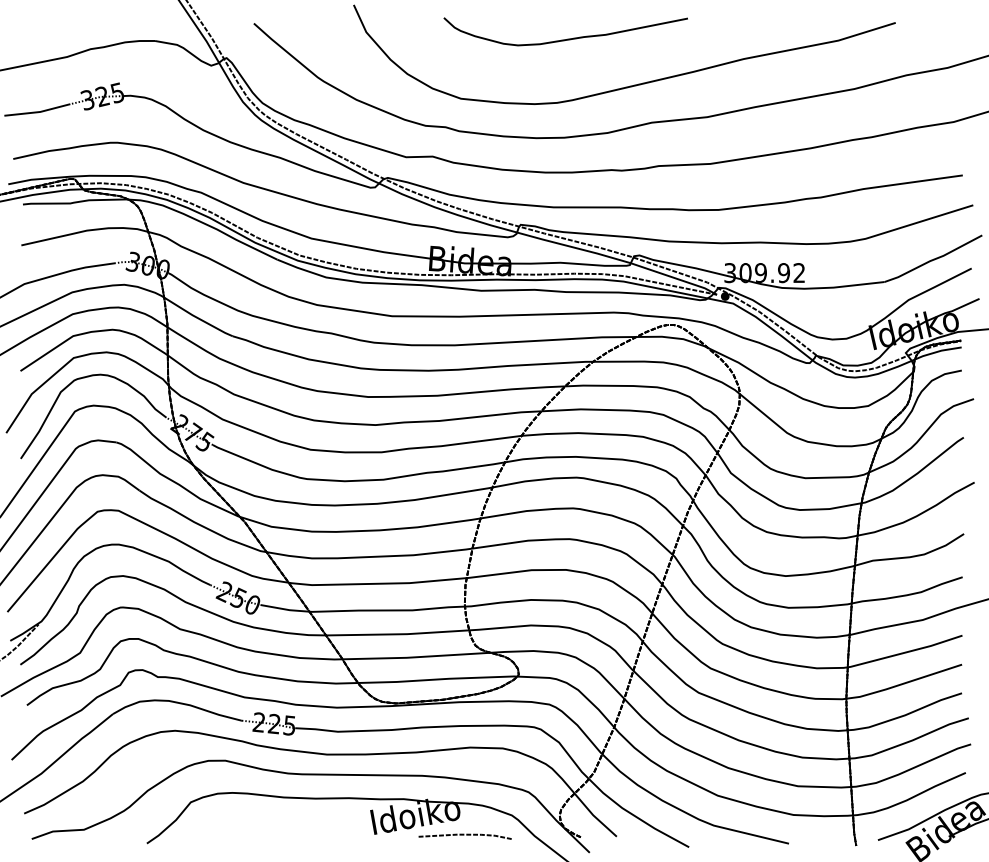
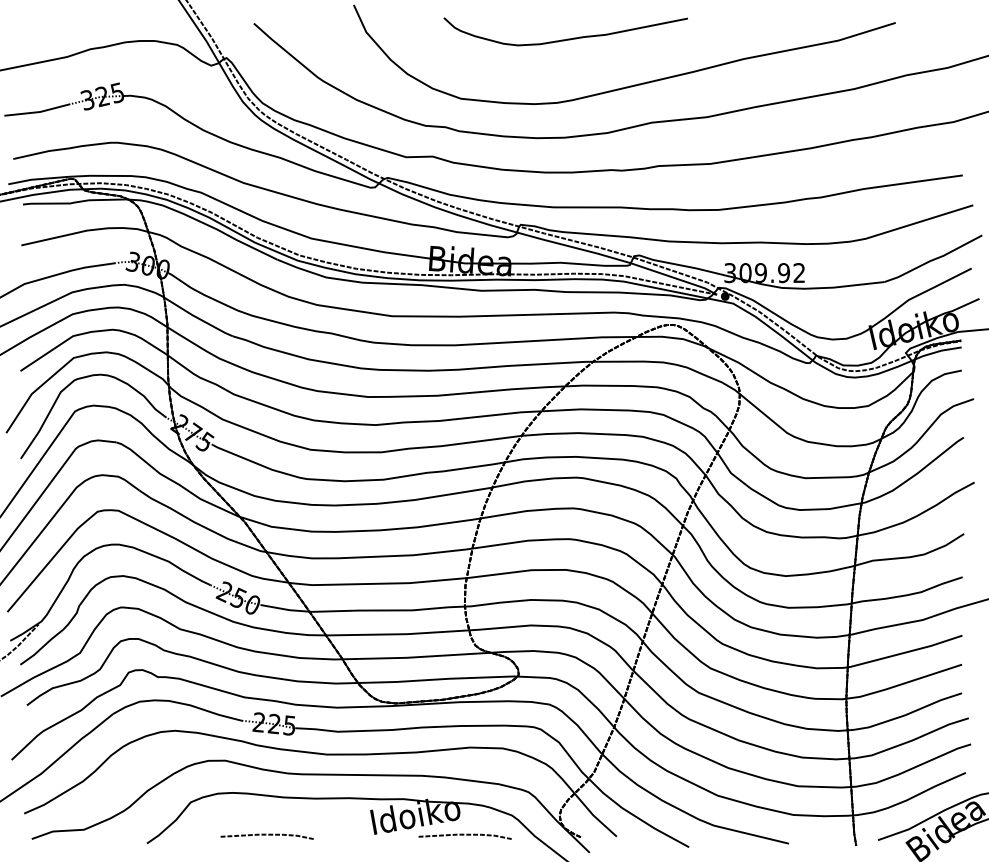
line: none -> present (266, 835)
